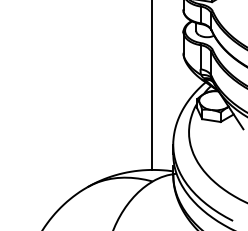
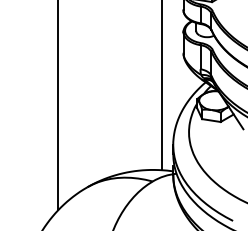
line position: (152, 86) -> (162, 86) (162, 86)
line: none -> present (58, 106)
